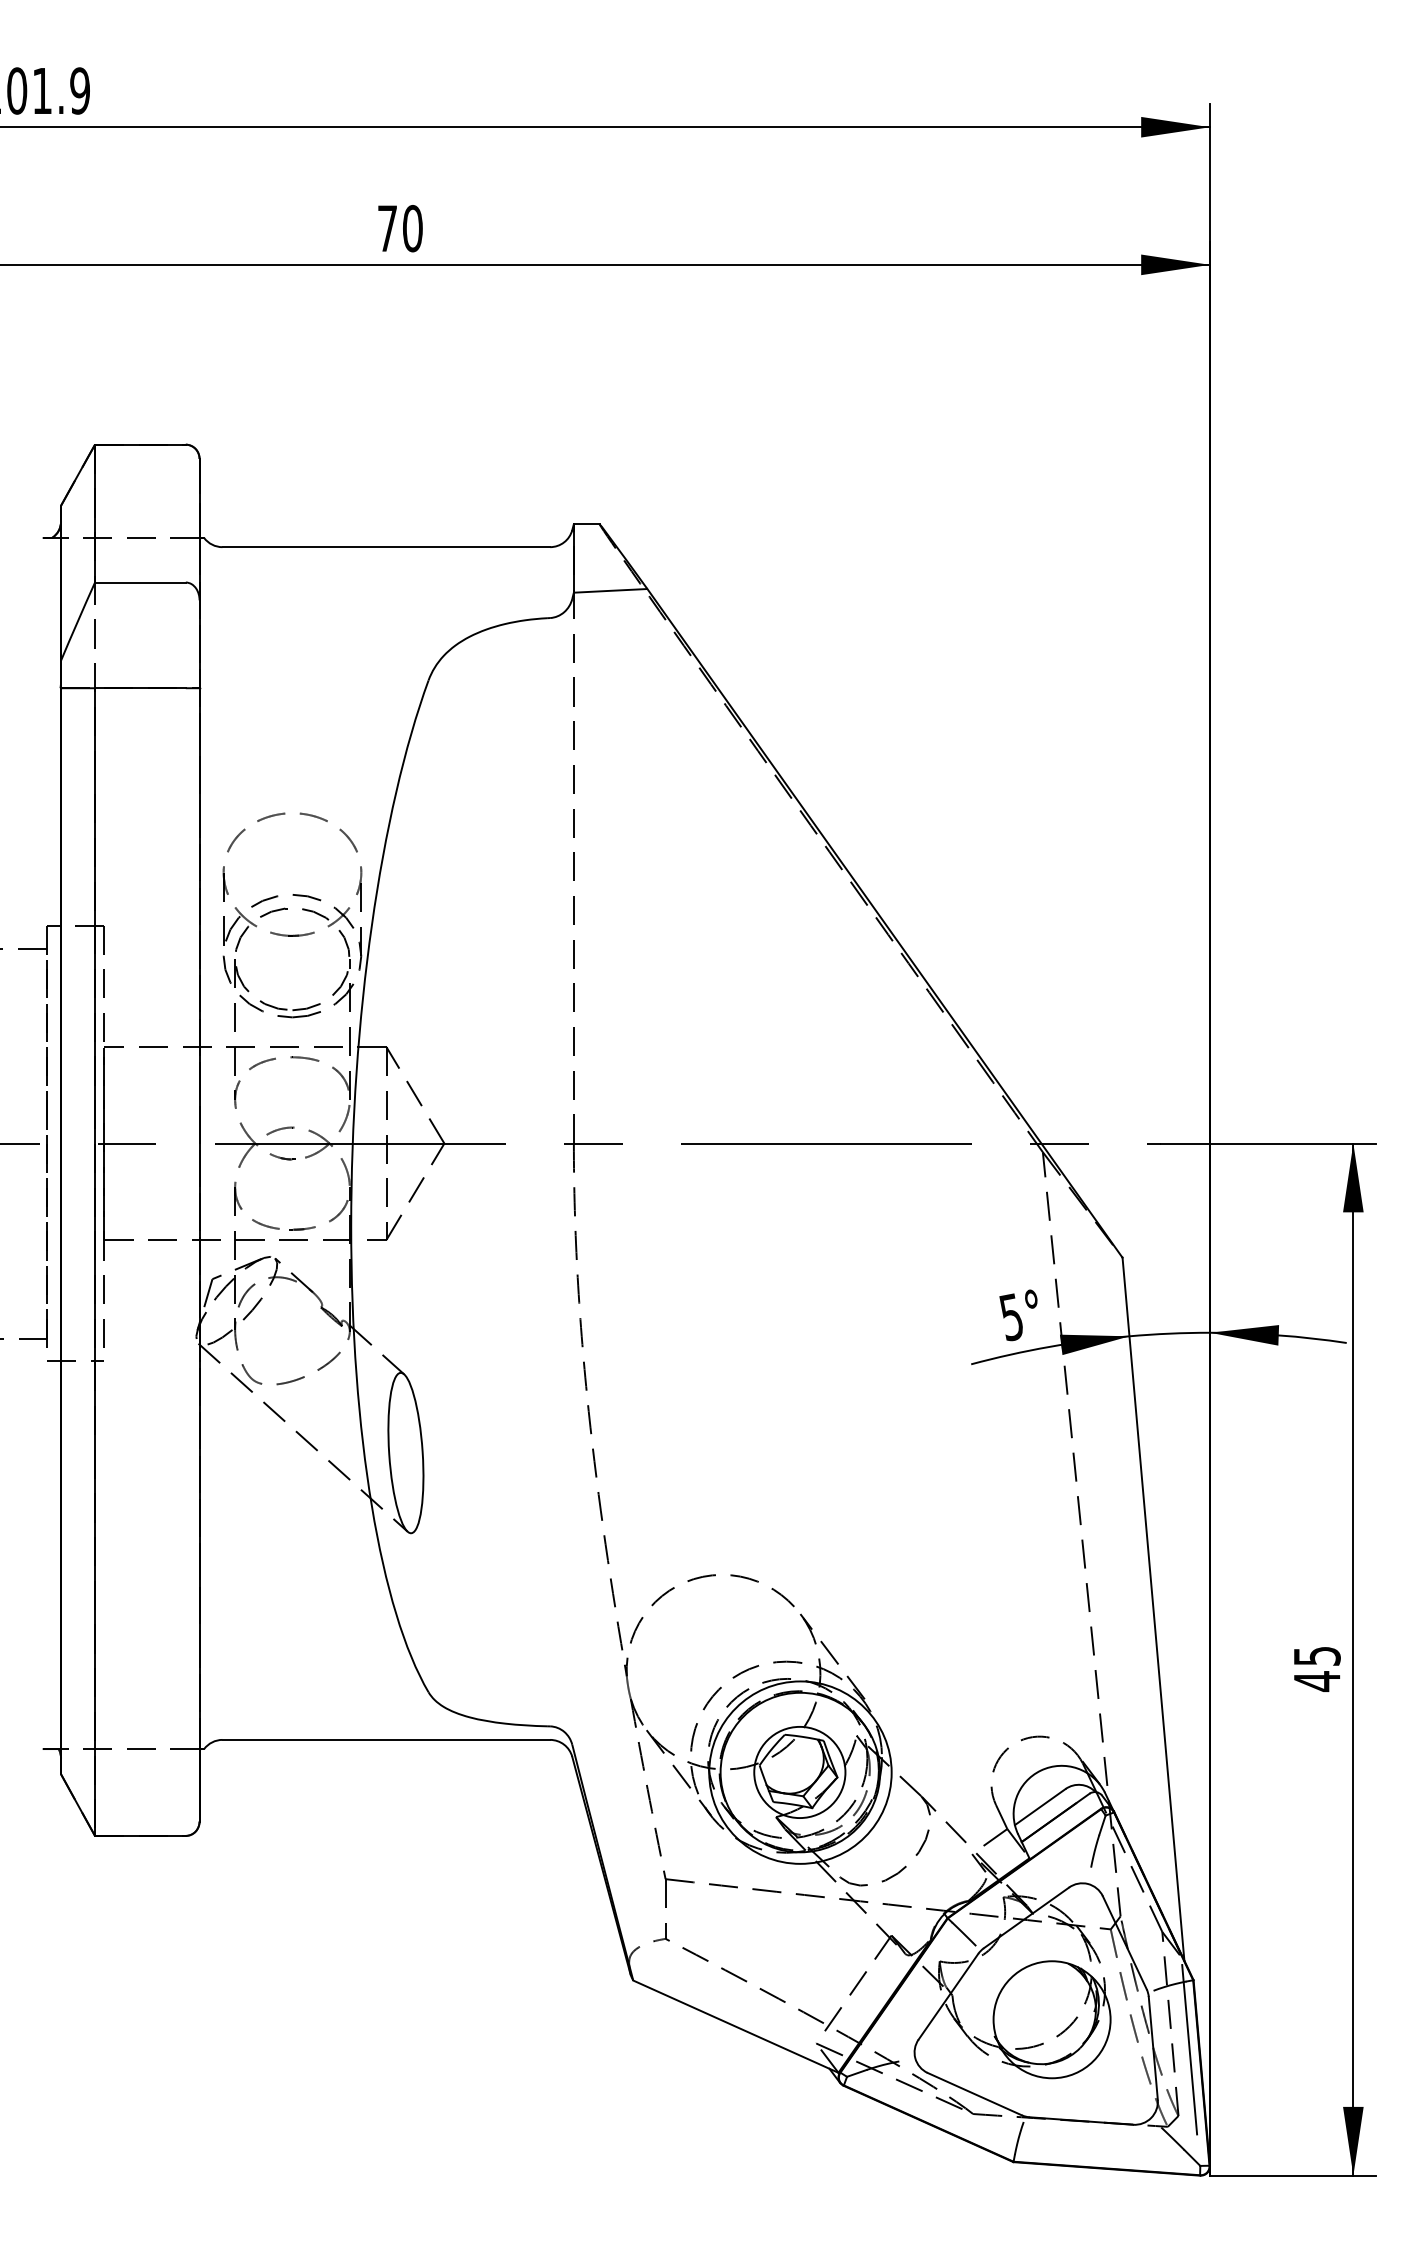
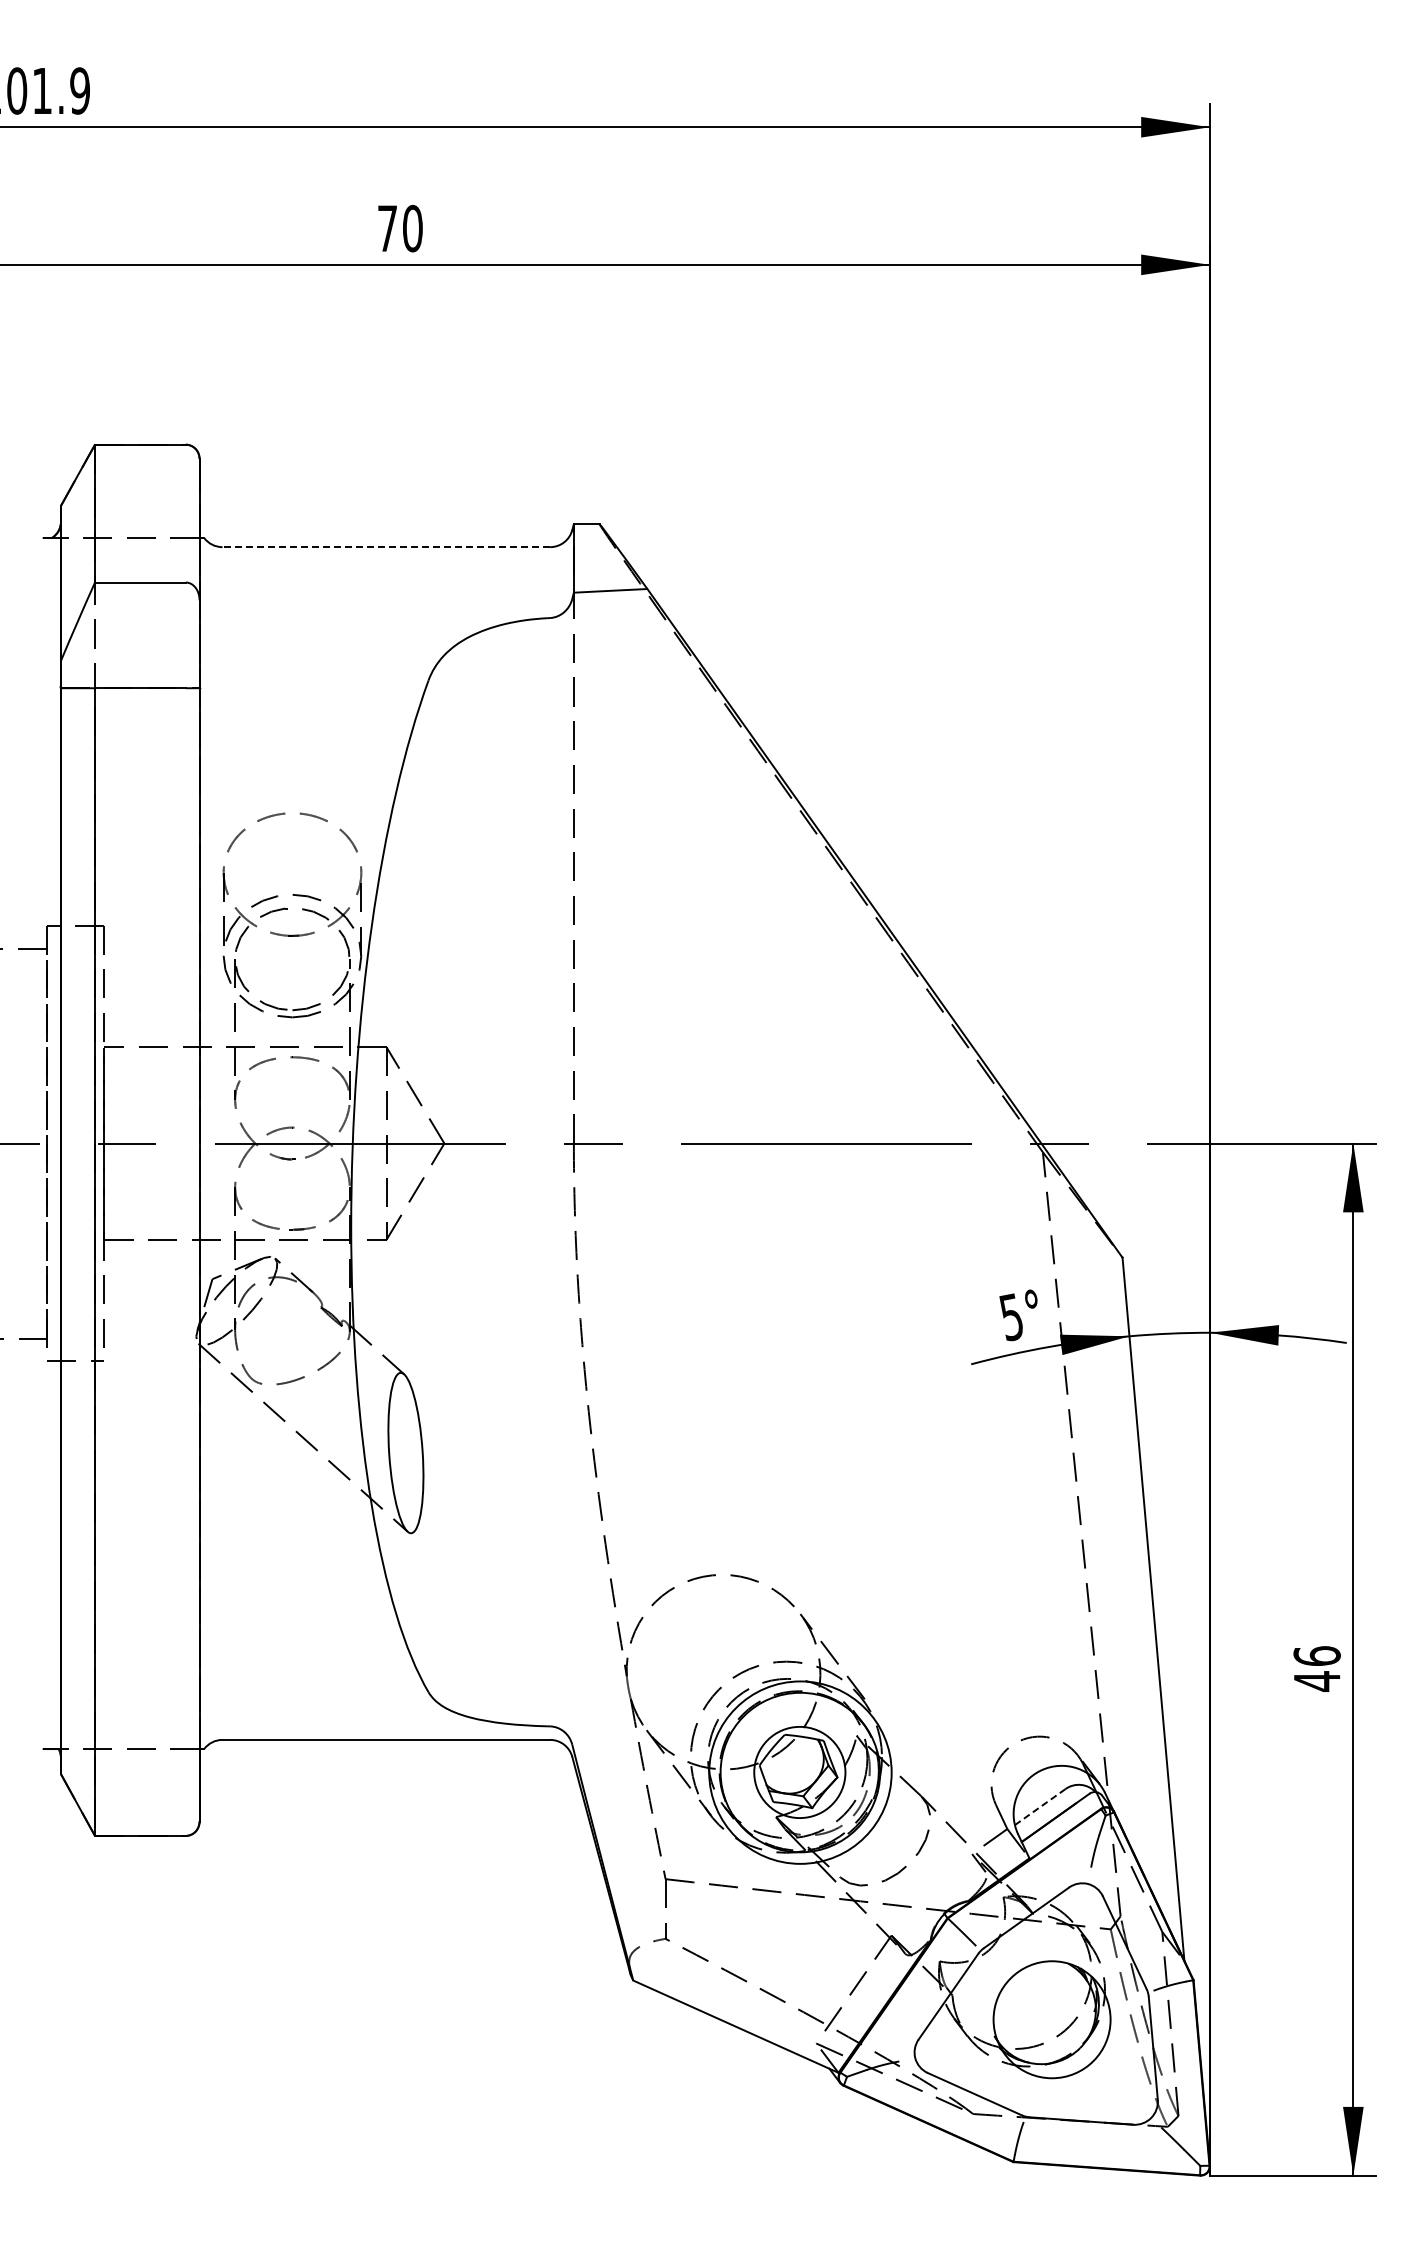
line: solid -> dashed (386, 547)
text: 45 -> 46 (1316, 1655)
line: solid -> dashed (1039, 1807)
line: present -> none (1189, 2049)
